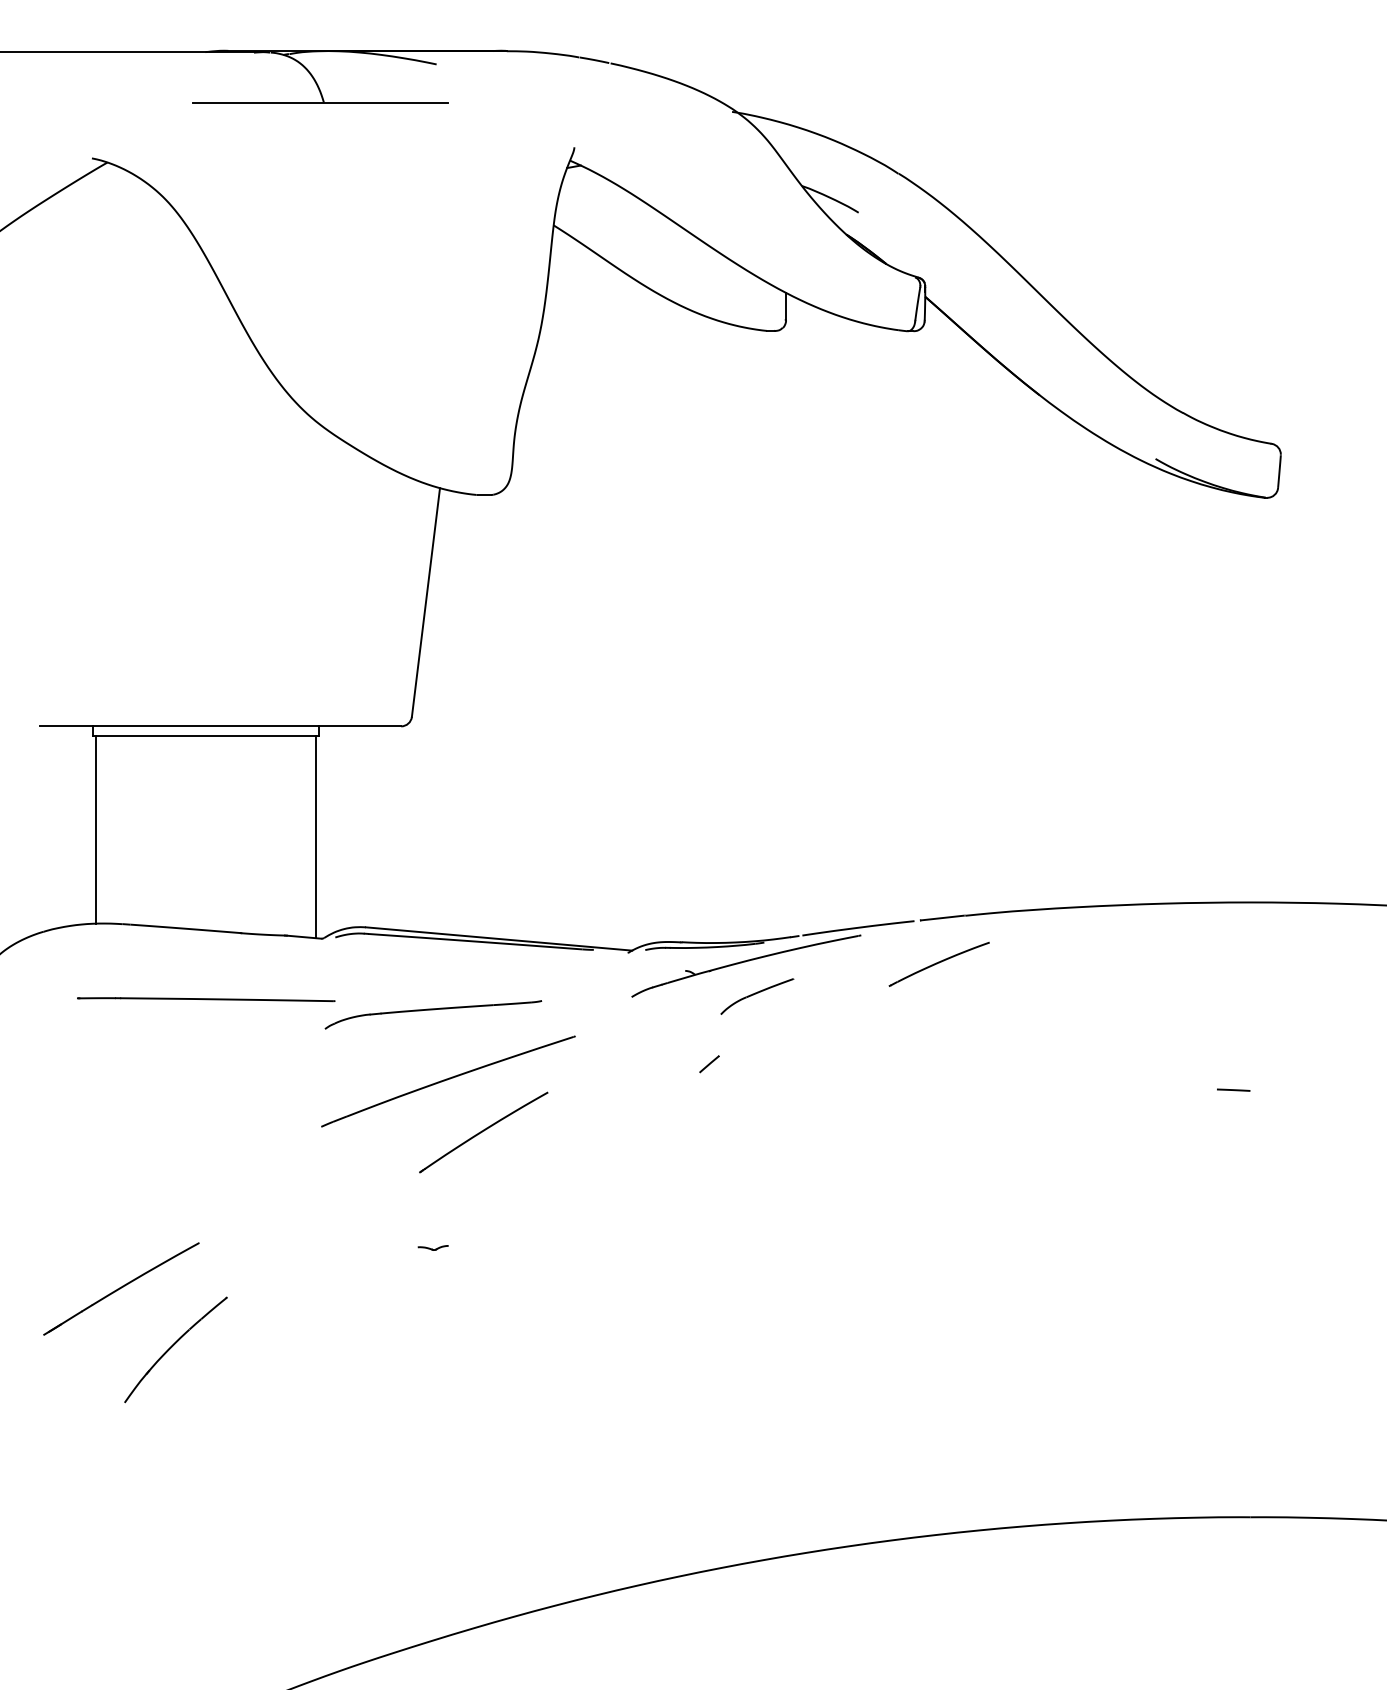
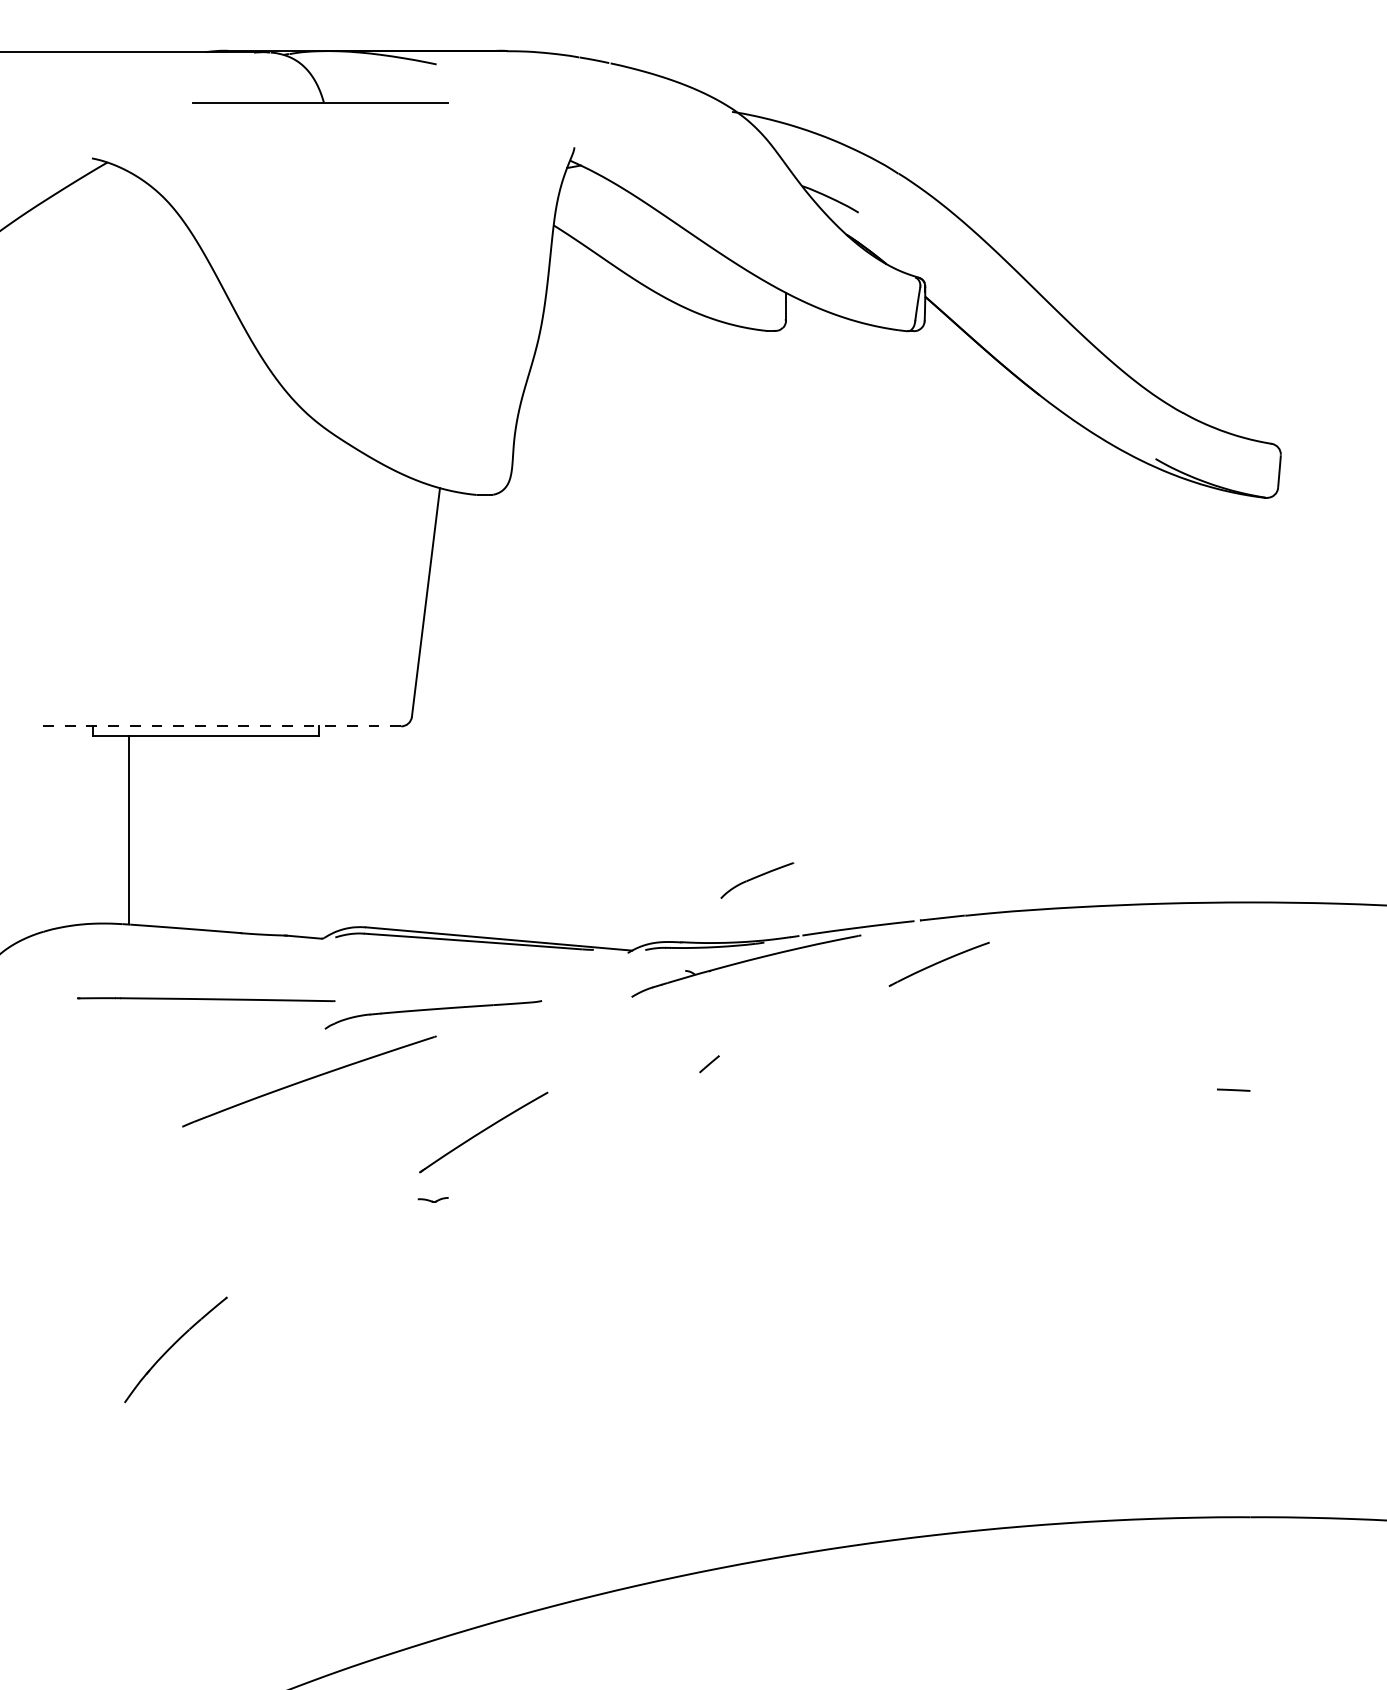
line: solid -> dashed (220, 726)
line position: (95, 829) -> (128, 829) (128, 829)
line: present -> none (316, 837)
part position: (757, 996) -> (757, 880) (757, 880)
part position: (448, 1081) -> (309, 1081) (309, 1081)
part position: (432, 1247) -> (432, 1199) (432, 1199)
part: present -> none (121, 1288)
